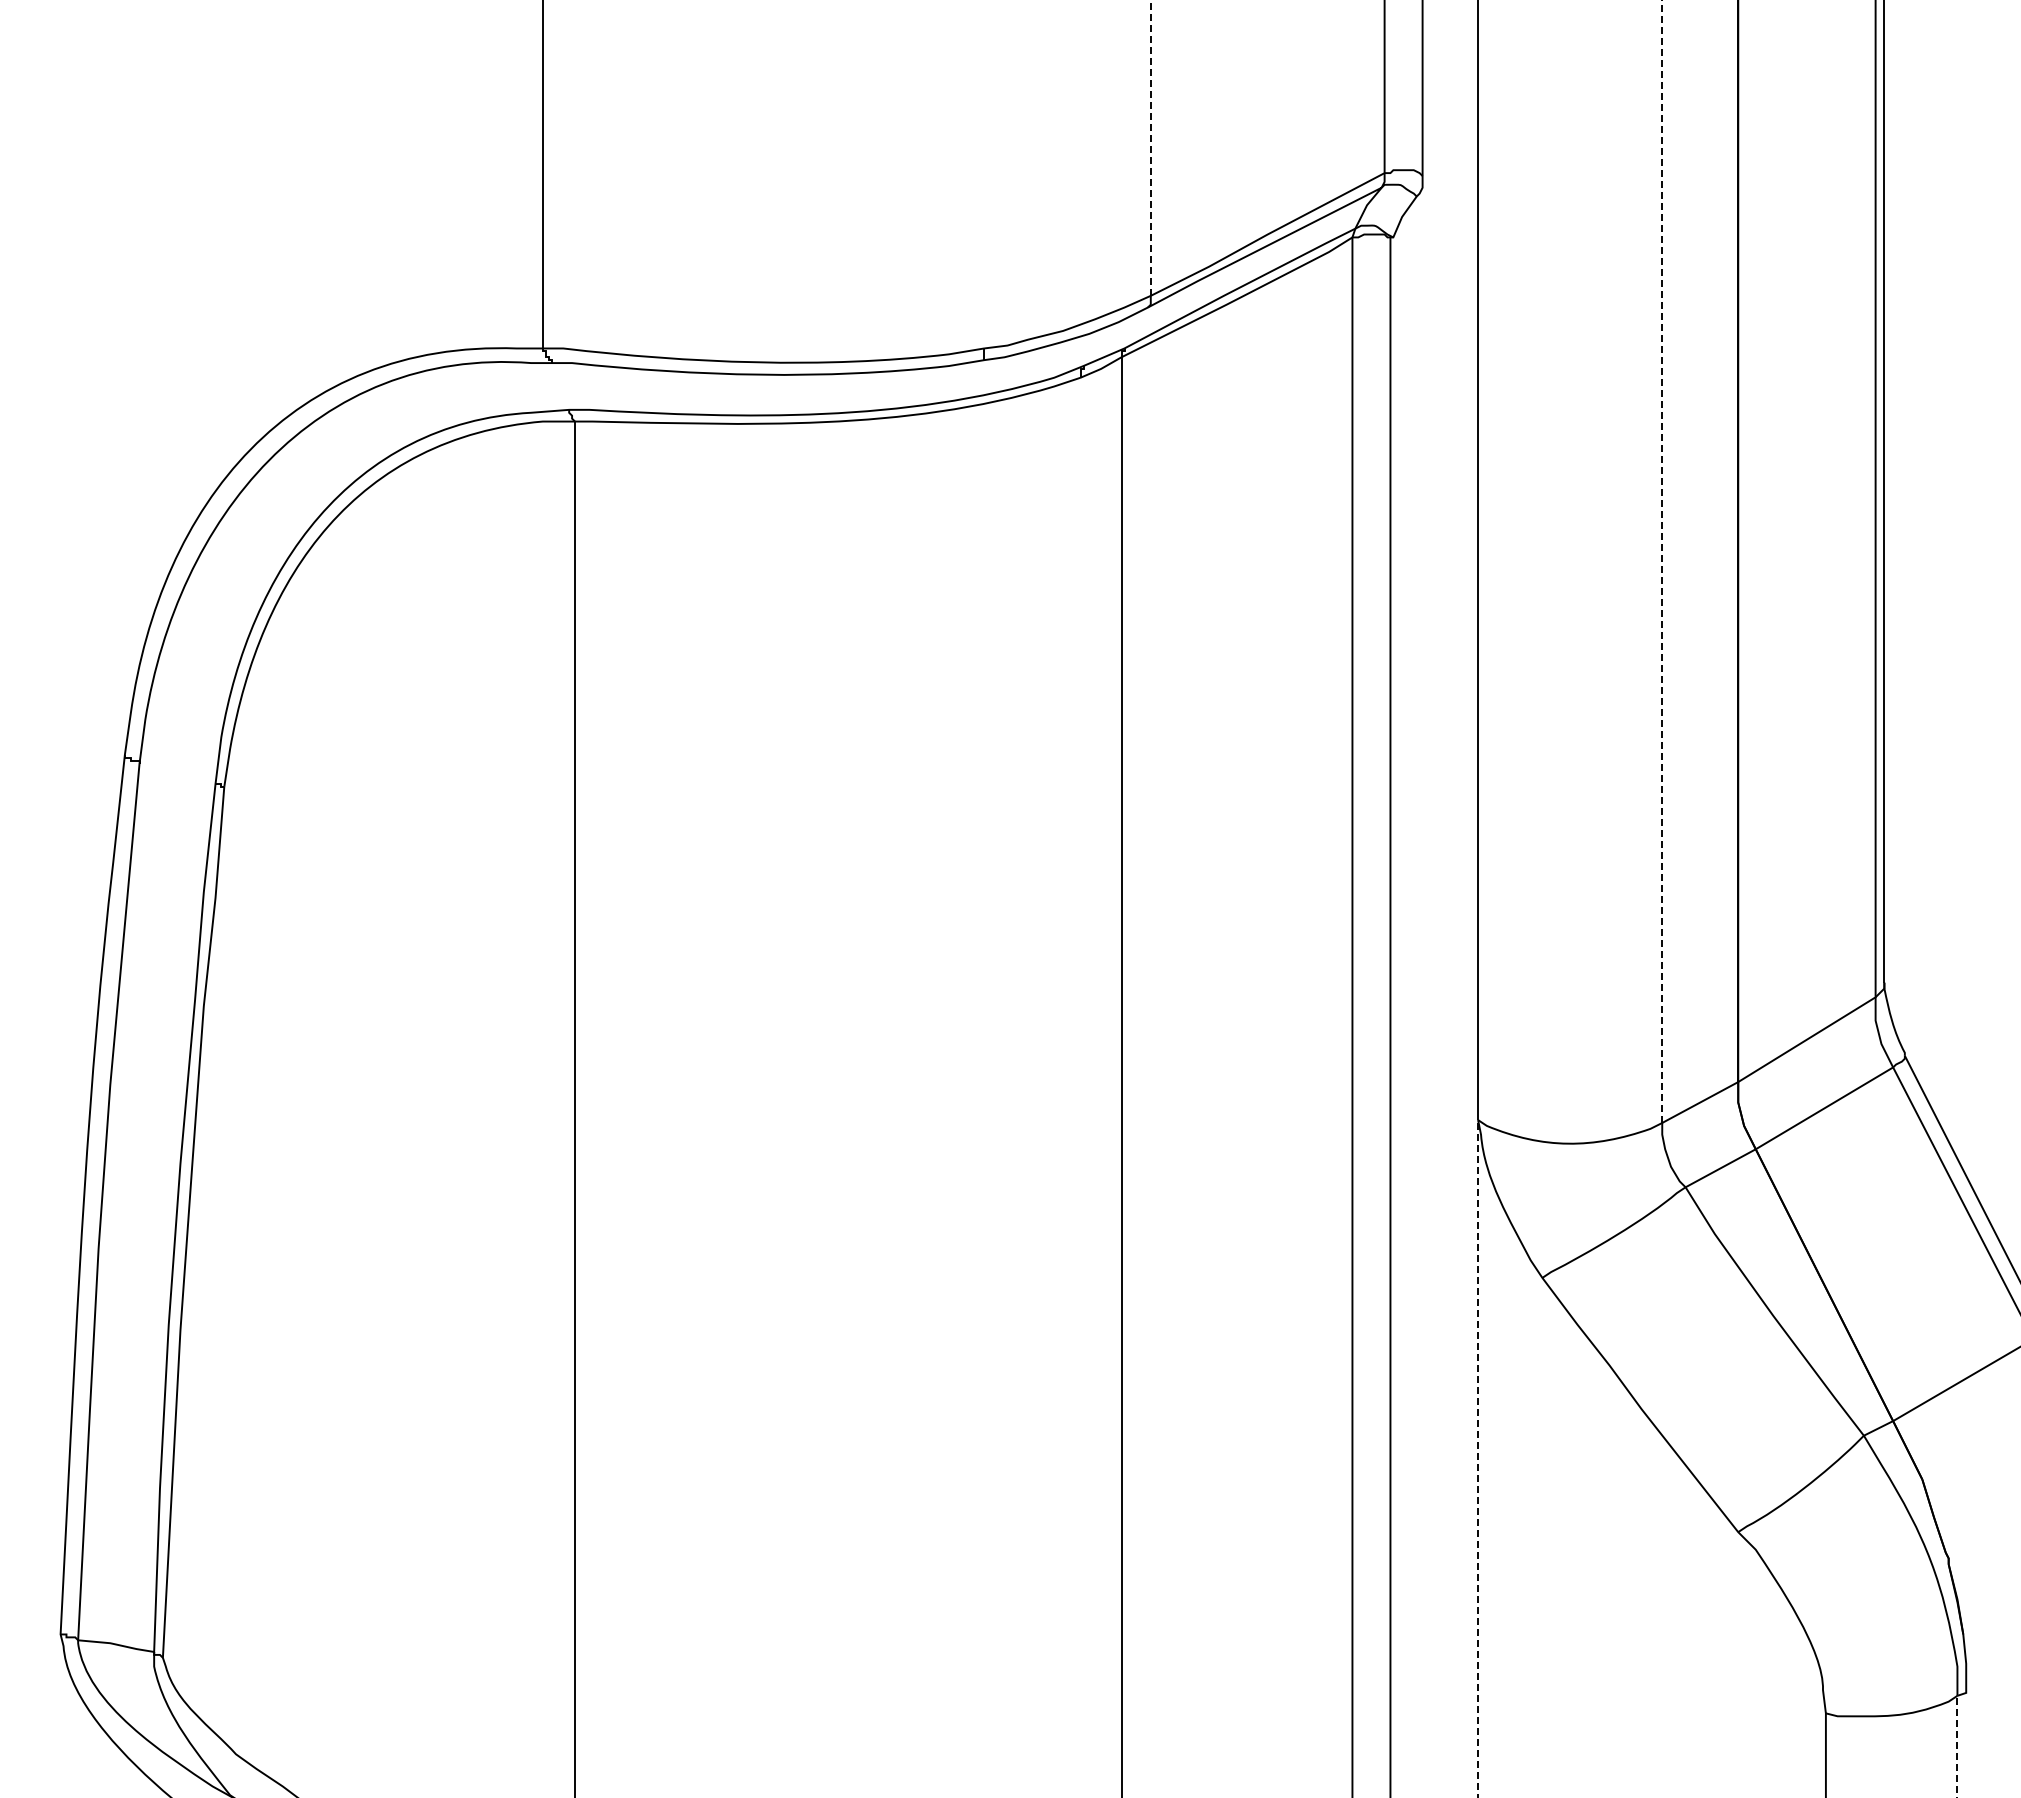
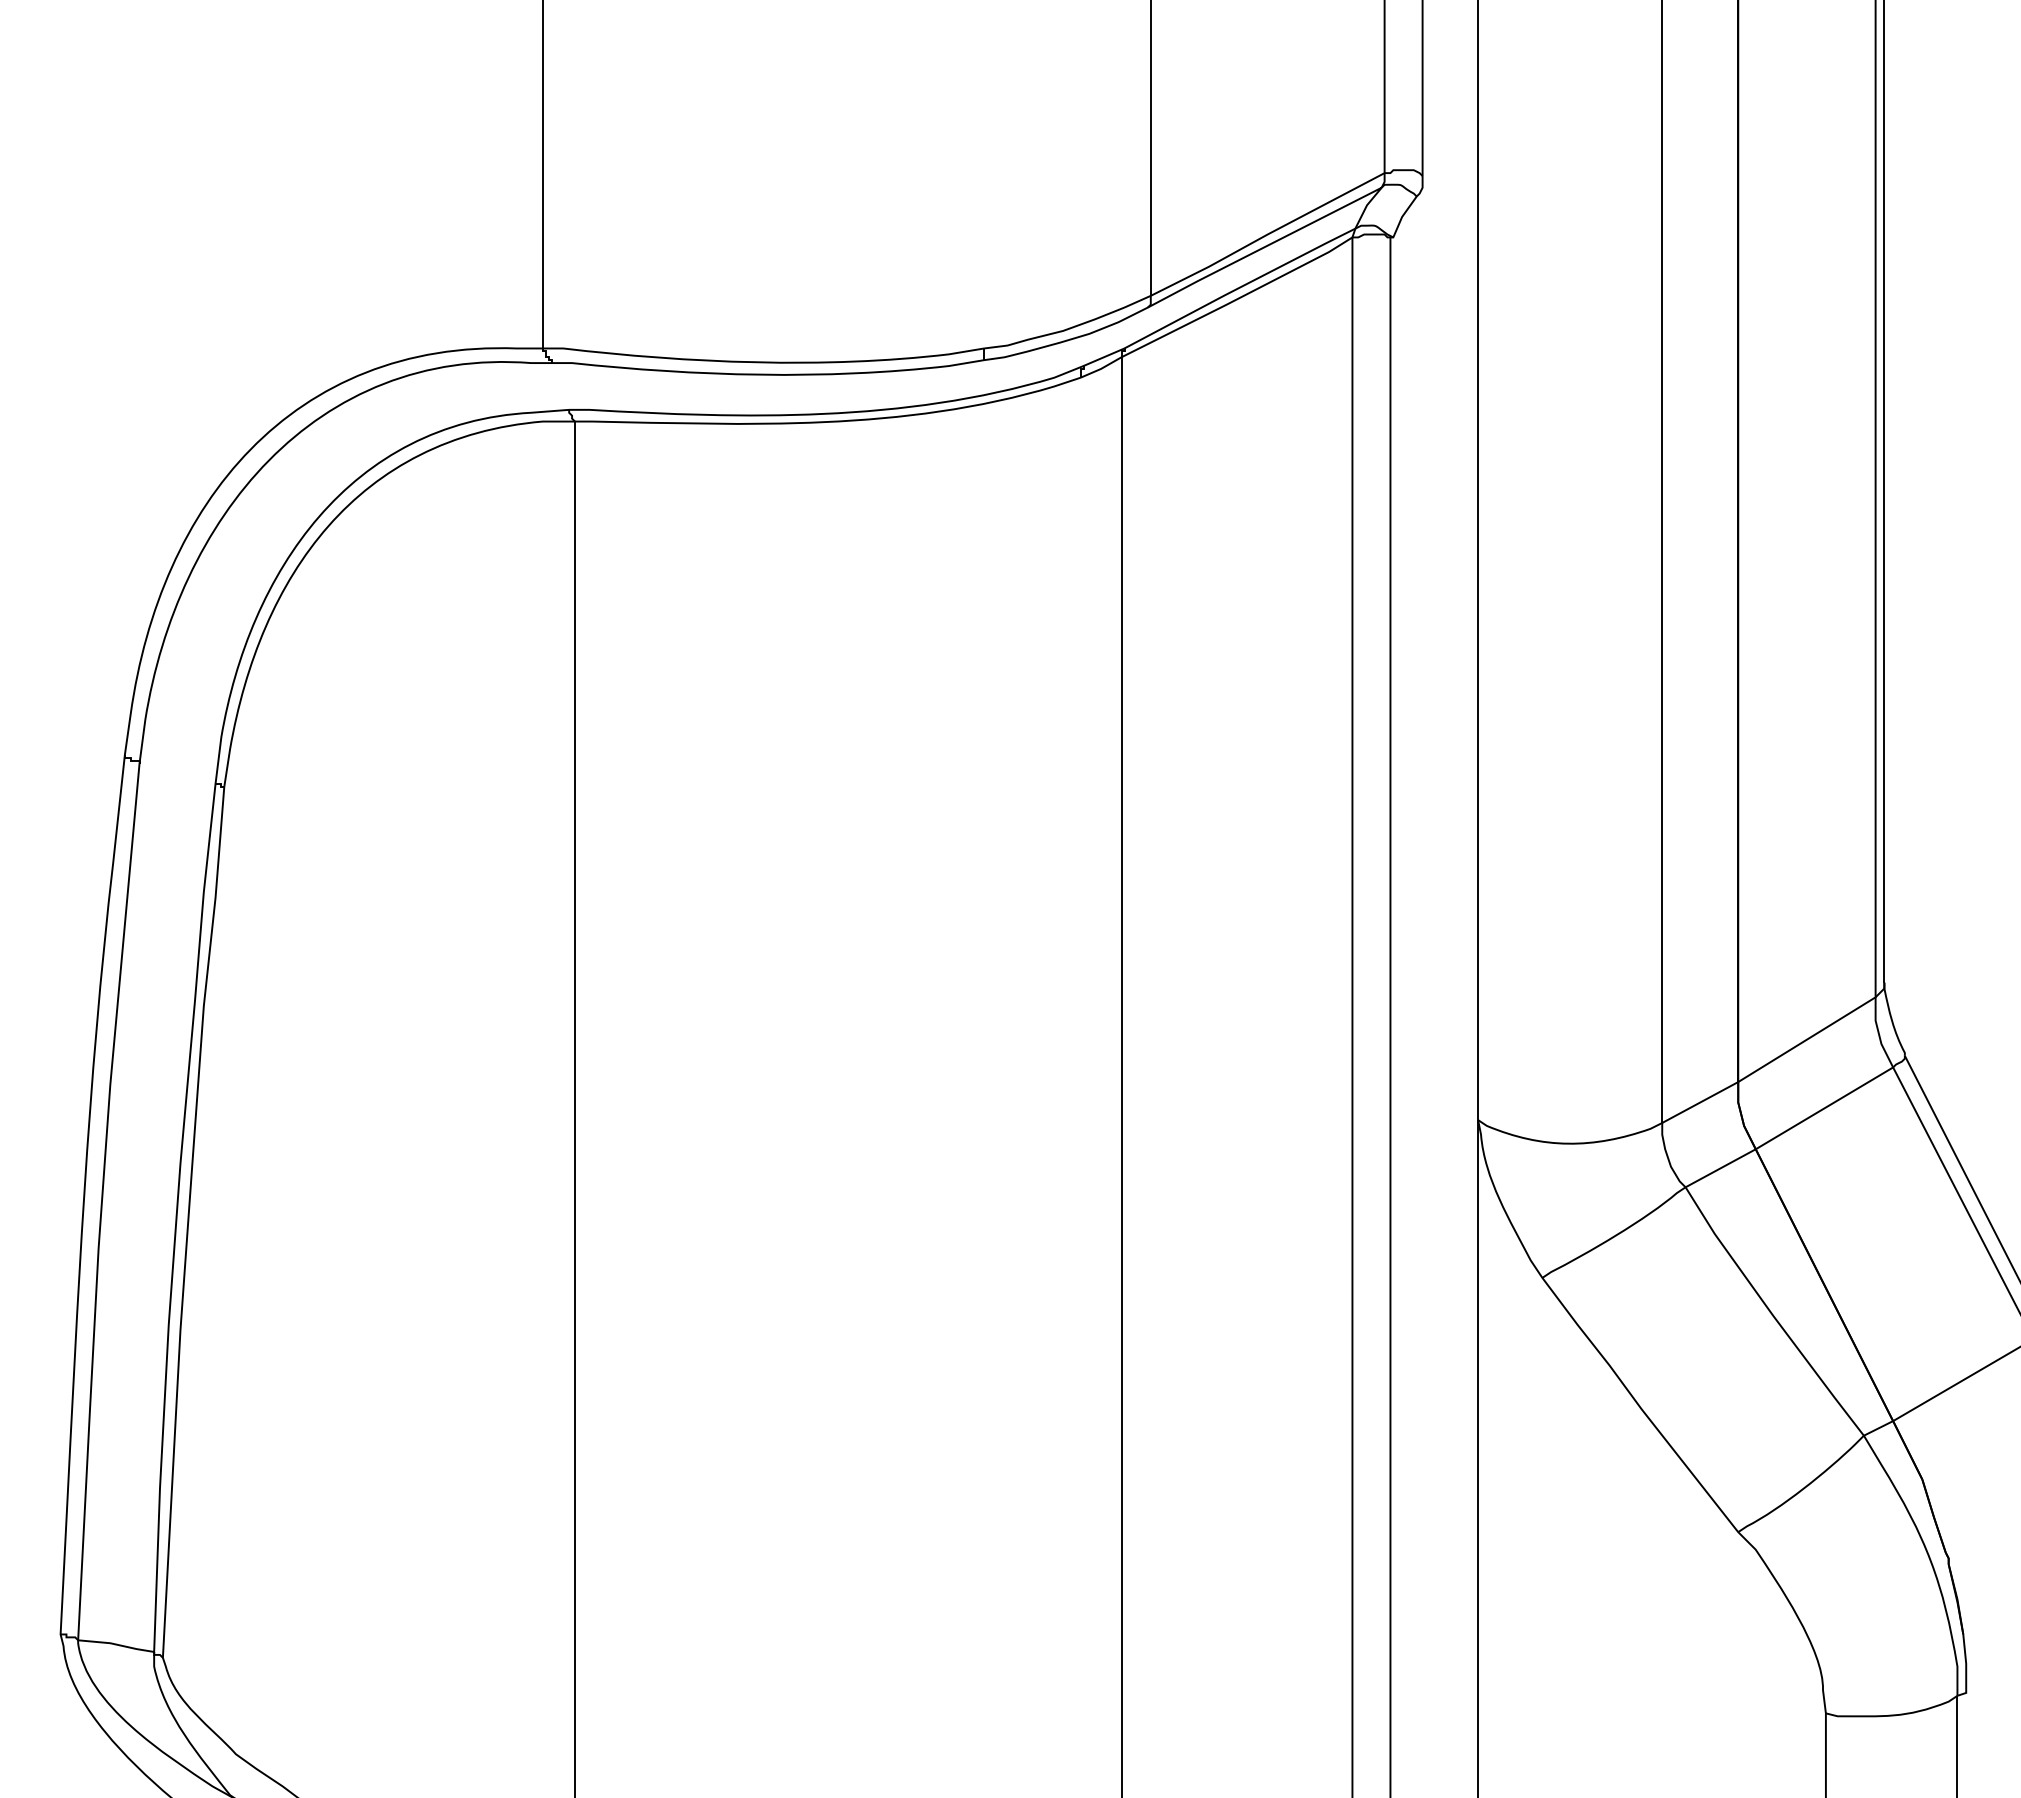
line: dashed -> solid (1150, 148)
line: dashed -> solid (1662, 561)
line: dashed -> solid (1478, 1458)
line: dashed -> solid (1957, 1746)
